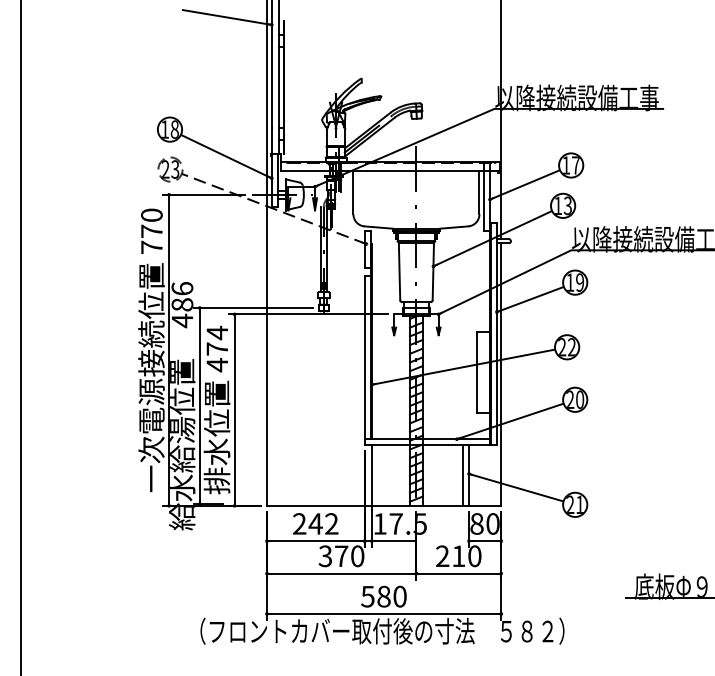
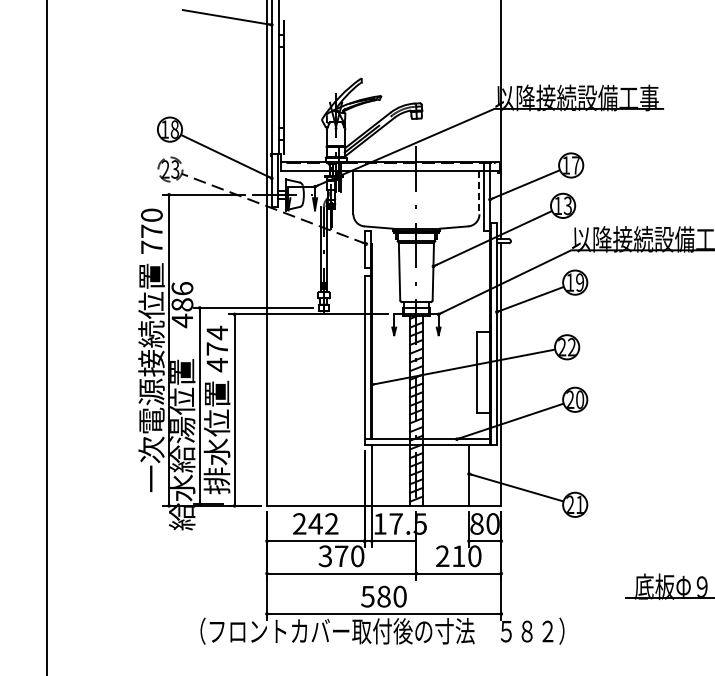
line: solid -> dashed (479, 192)
line position: (21, 337) -> (47, 337) (47, 337)
line: present -> none (462, 475)
